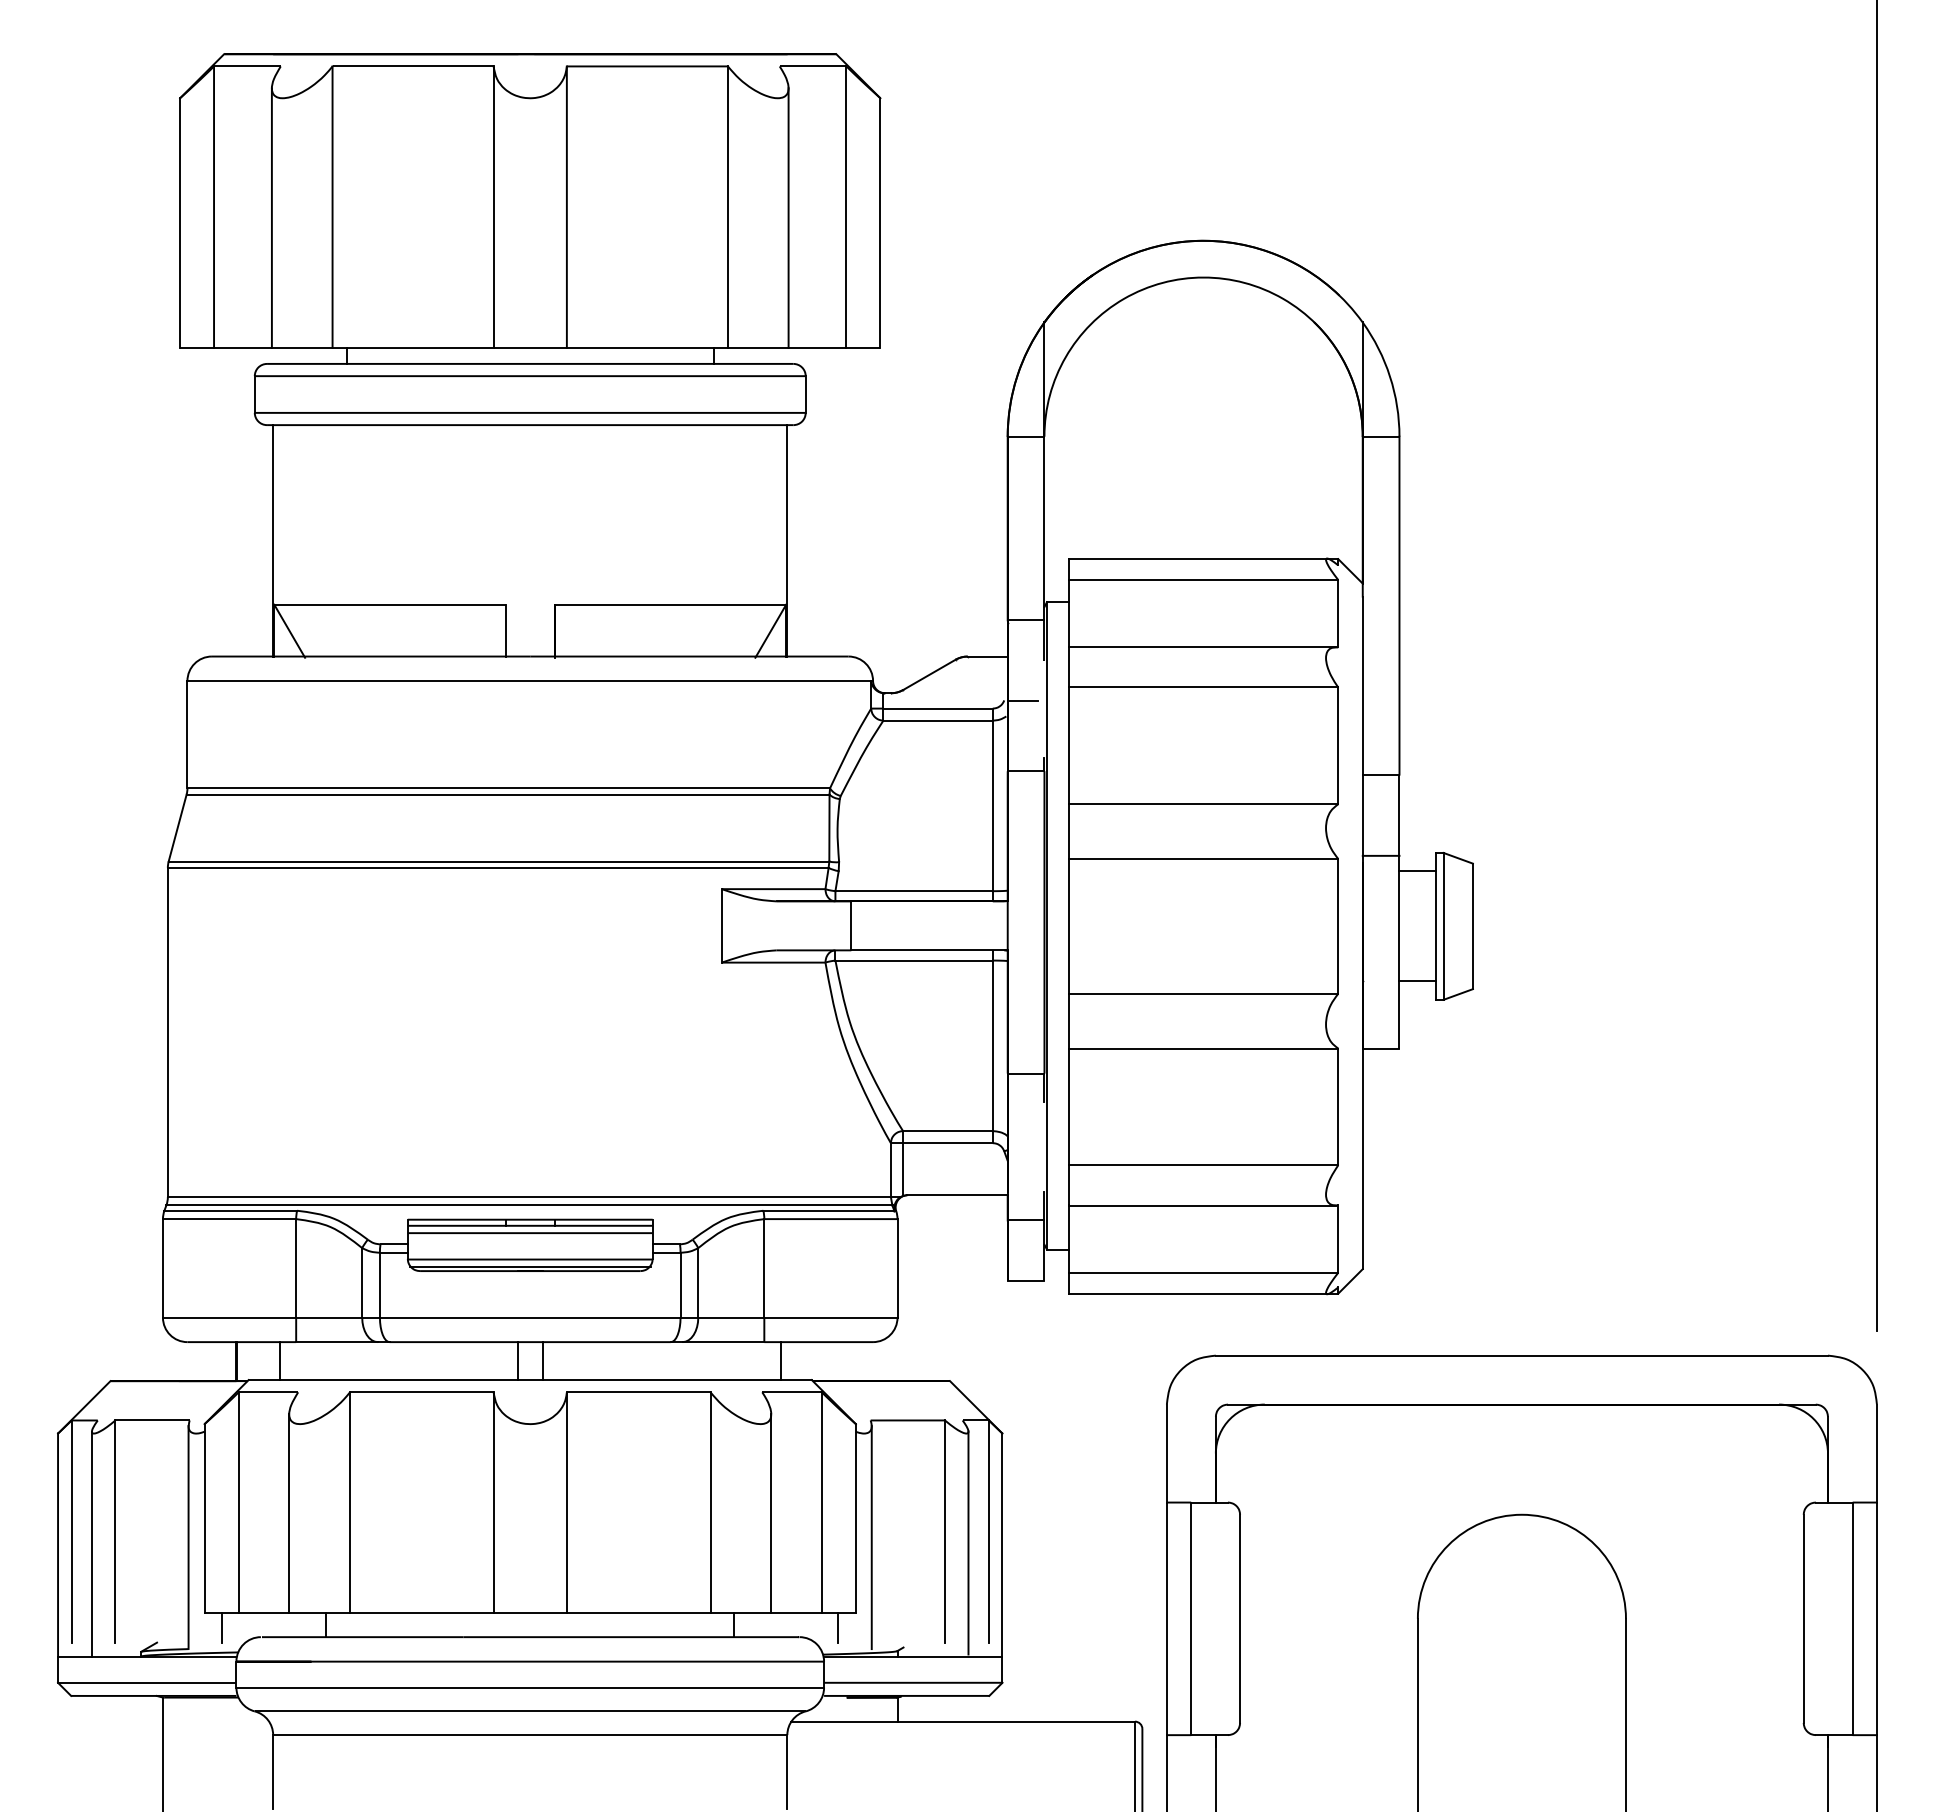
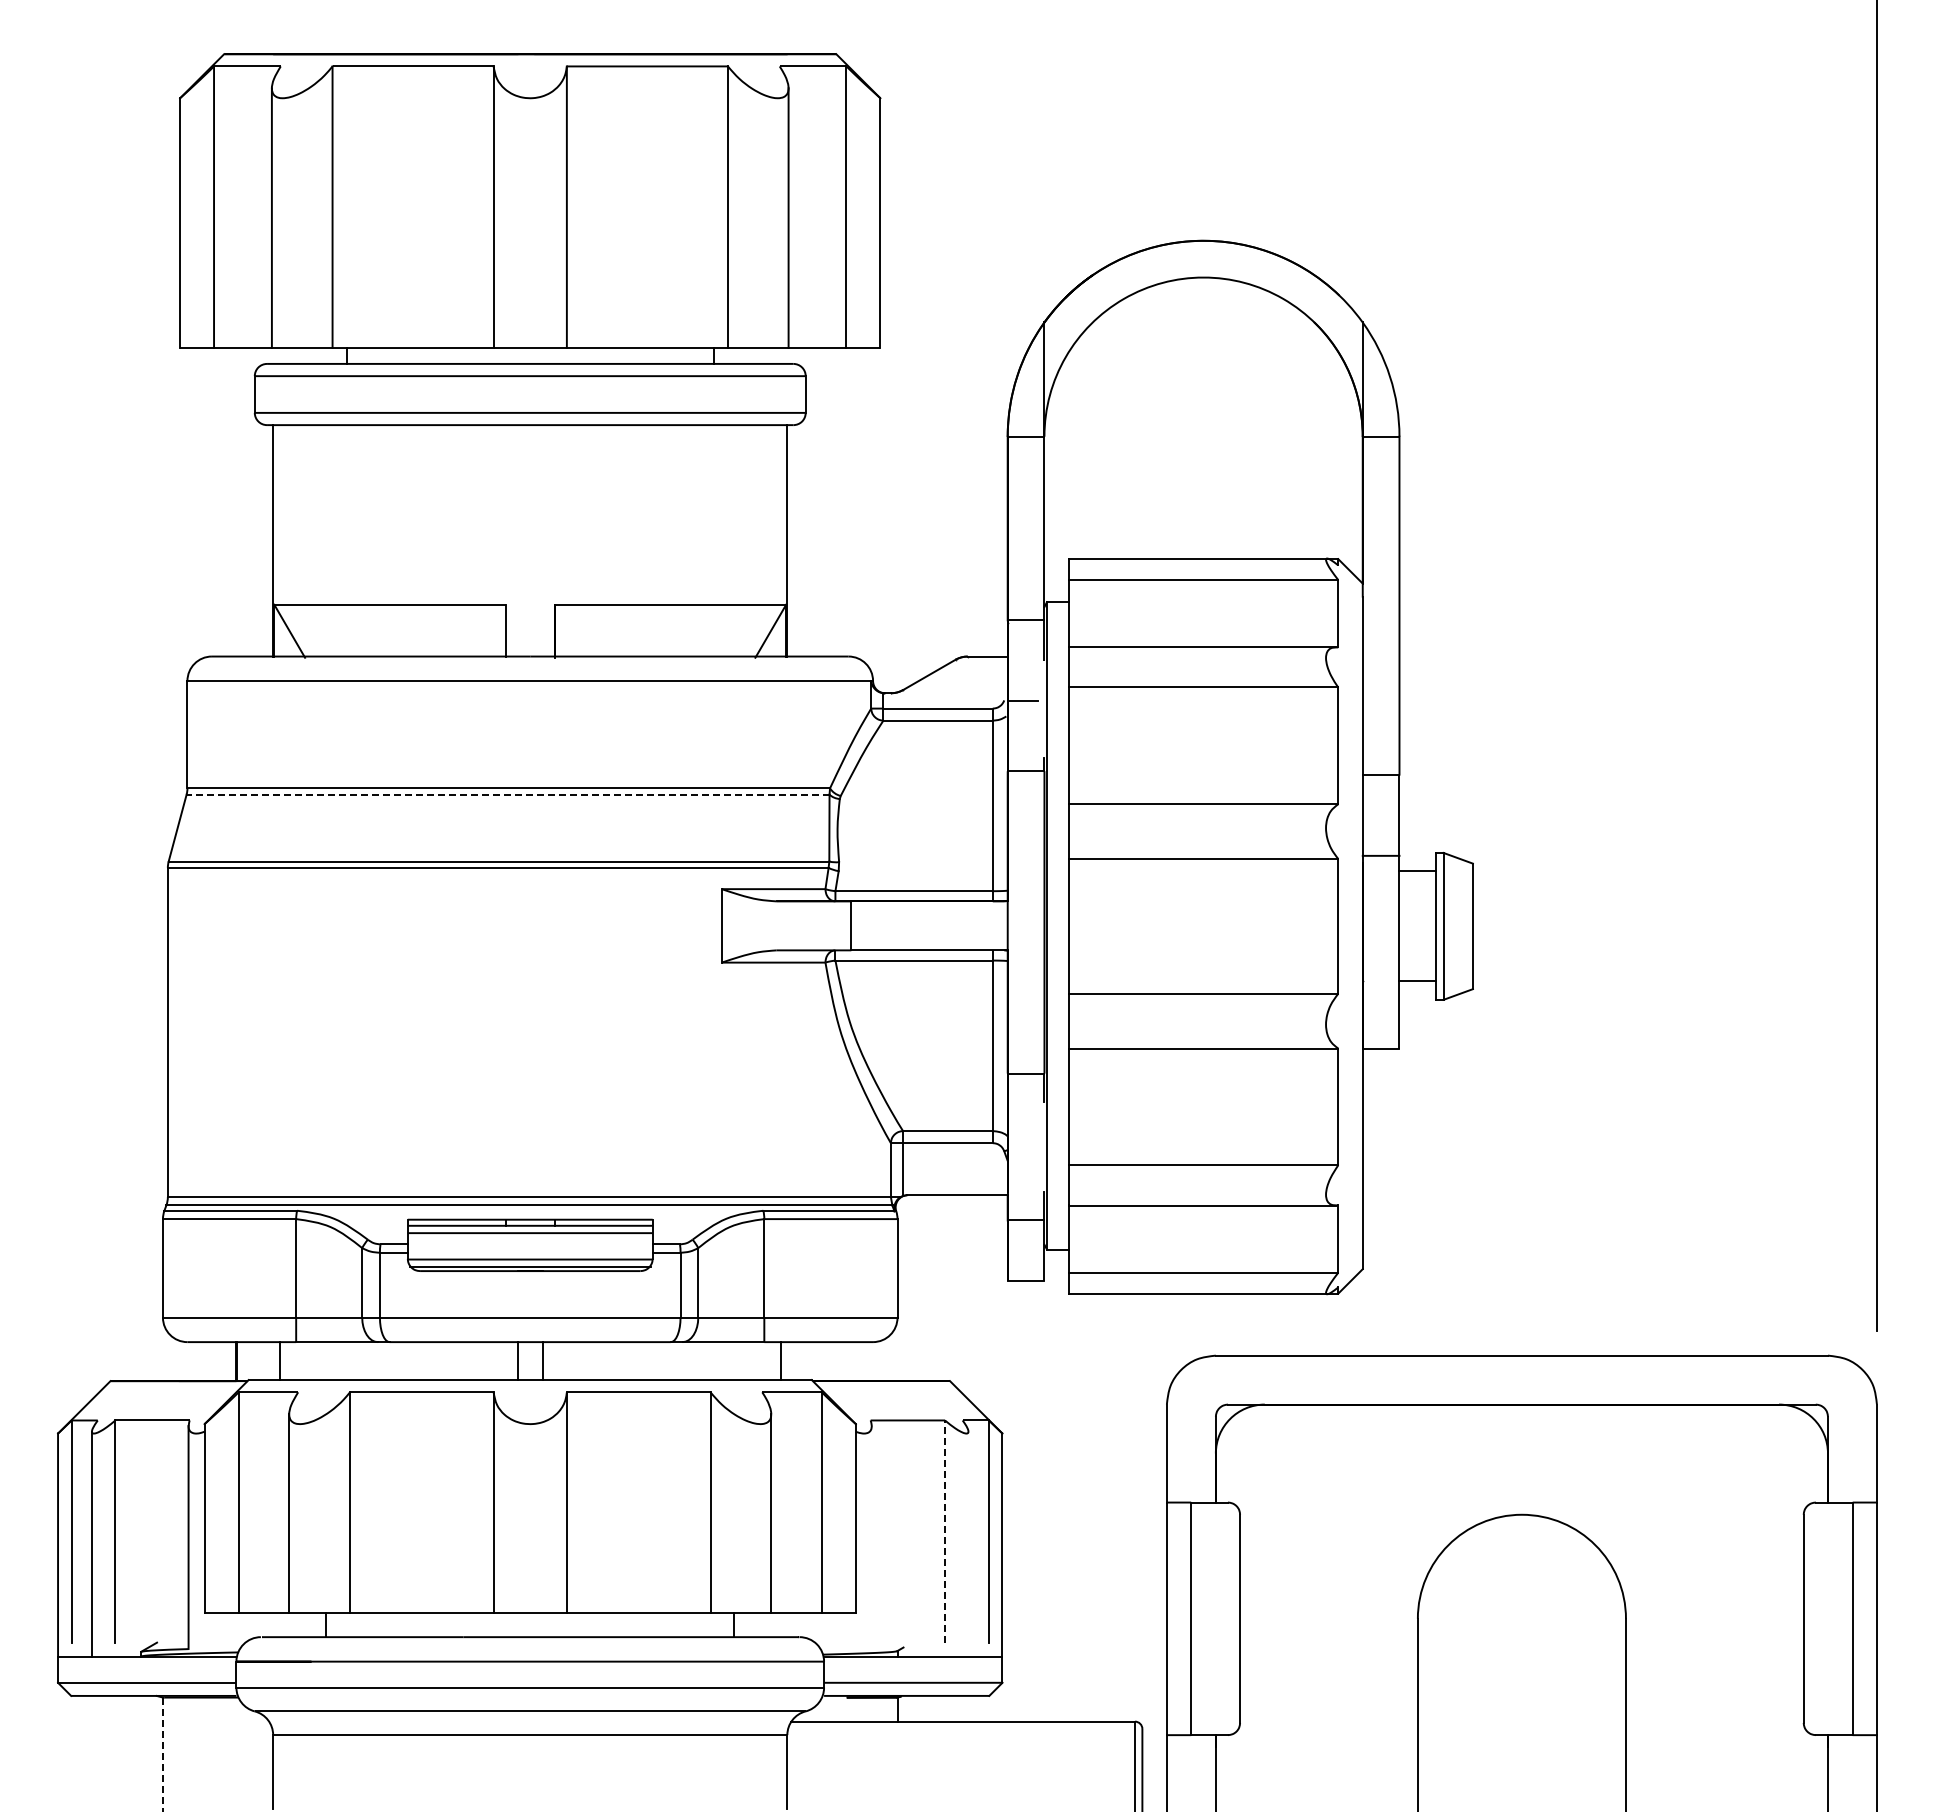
line: solid -> dashed (507, 794)
line: solid -> dashed (945, 1531)
line: present -> none (871, 1537)
line: present -> none (968, 1542)
line: present -> none (222, 1627)
line: present -> none (838, 1627)
line: solid -> dashed (162, 1754)
